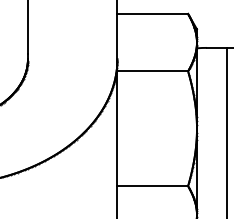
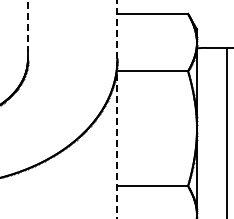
line: solid -> dashed (27, 27)
line: solid -> dashed (117, 109)
